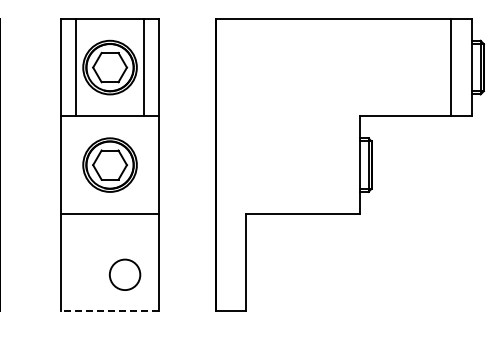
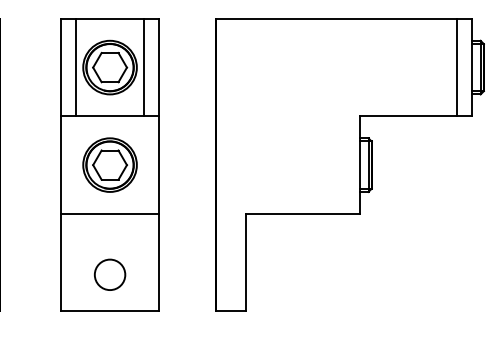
line position: (451, 67) -> (457, 67) (457, 67)
circle position: (125, 274) -> (110, 274) (110, 274)
line: dashed -> solid (110, 311)
